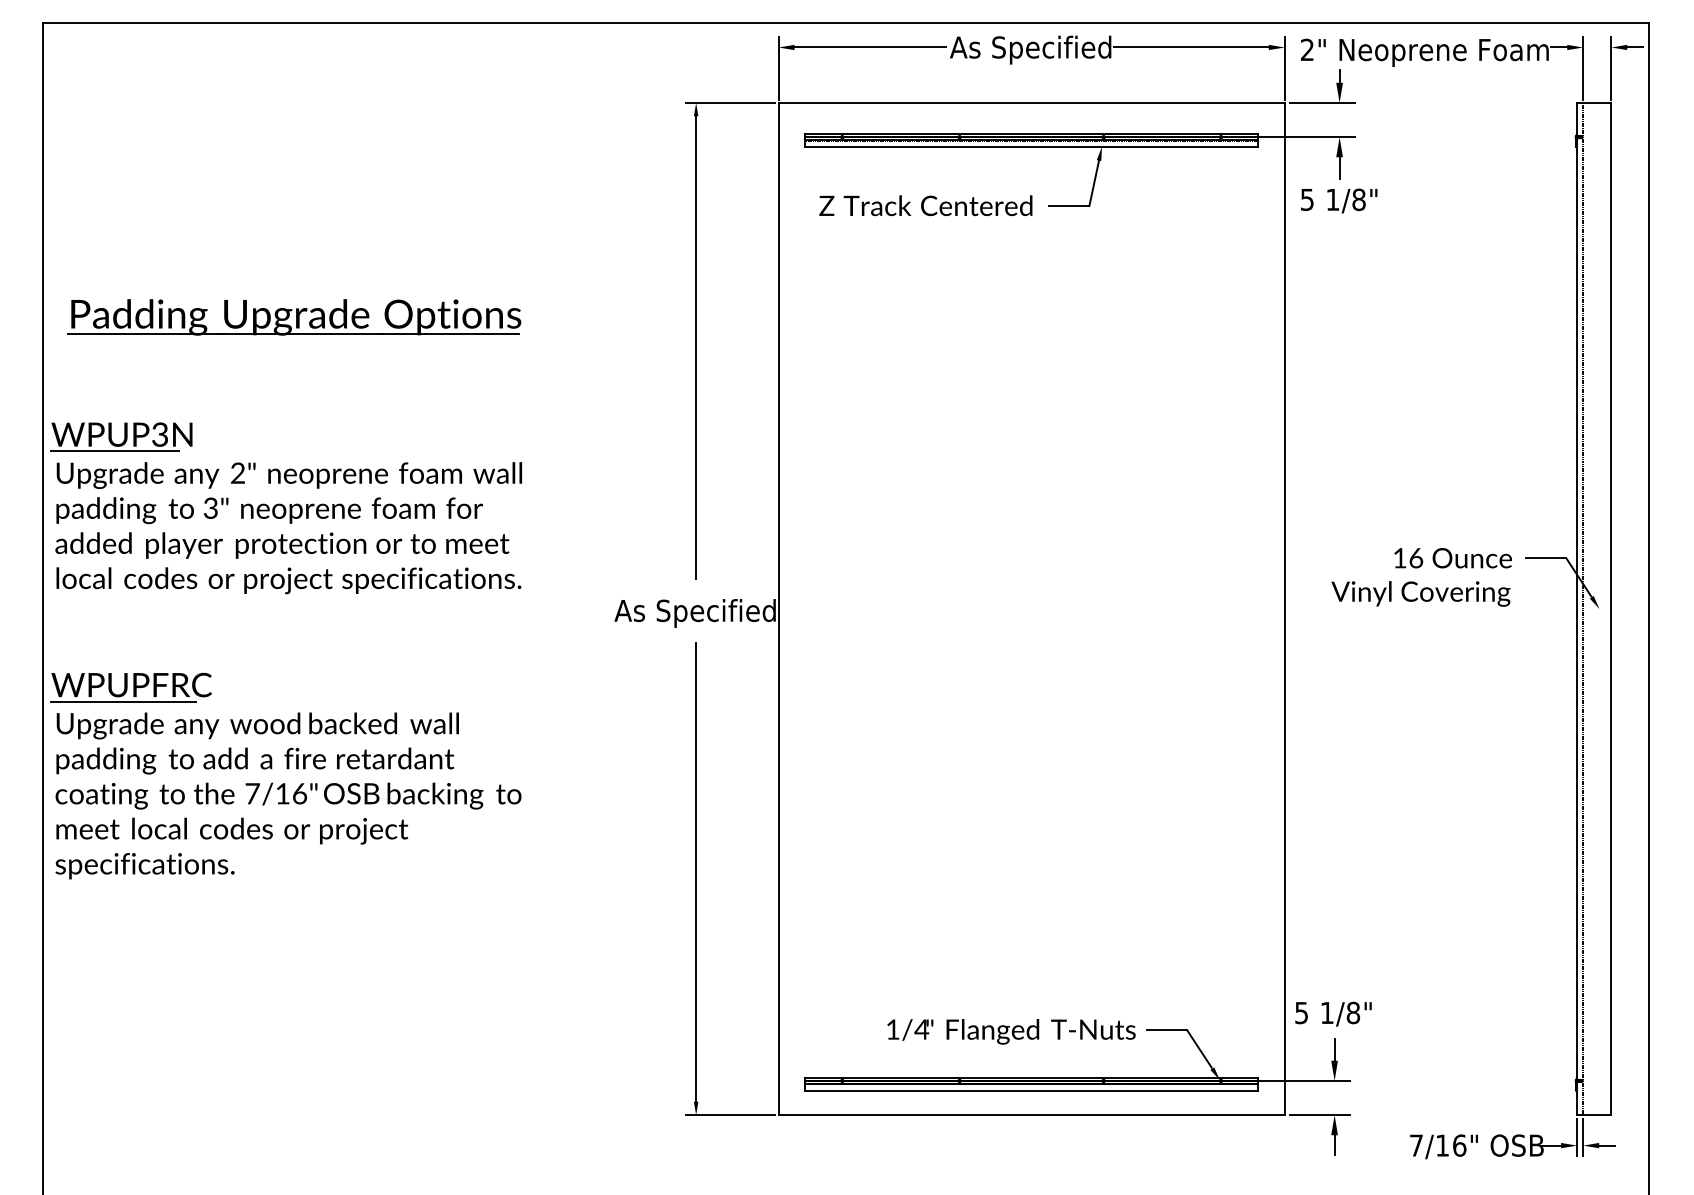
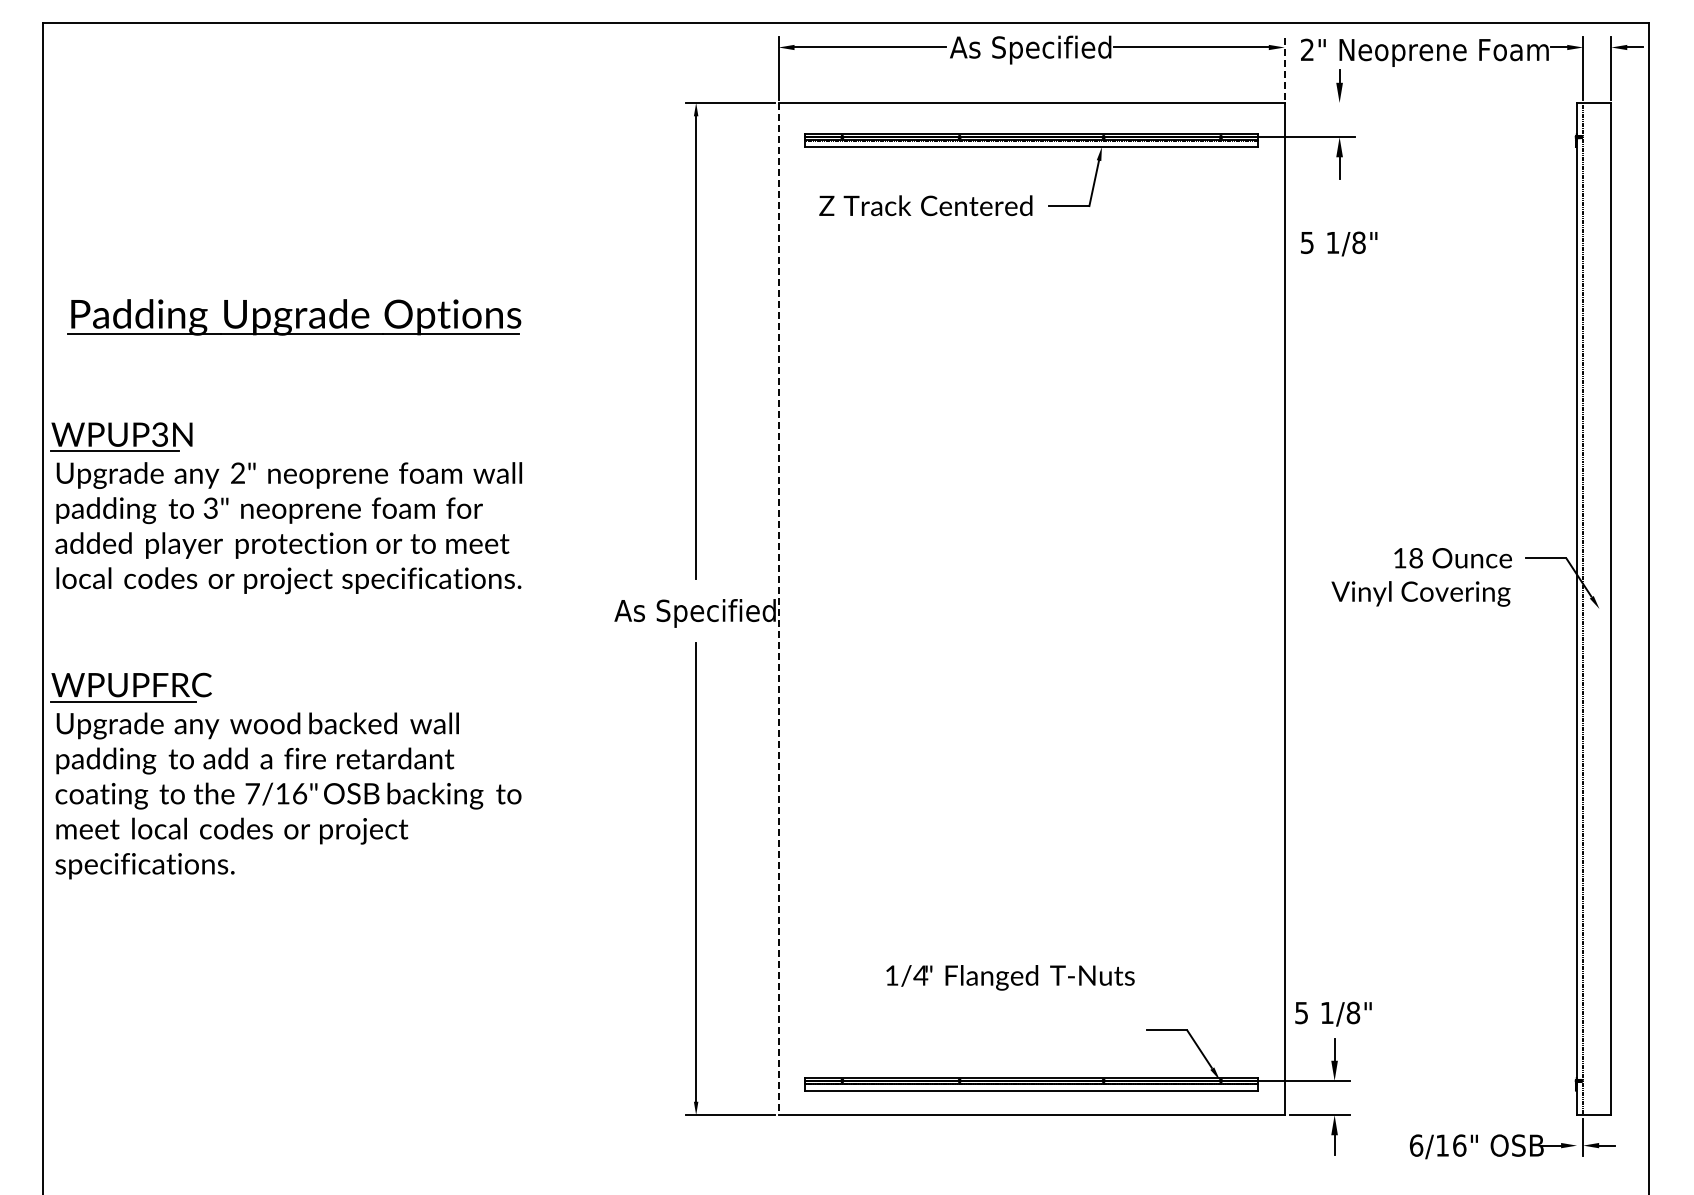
line: solid -> dashed (1284, 68)
line: present -> none (1321, 102)
text position: (1339, 200) -> (1339, 243) (1339, 243)
text: 16 -> 18 (1416, 557)
line: solid -> dashed (778, 609)
text position: (1011, 1031) -> (1010, 977) (1010, 977)
line: present -> none (1577, 1136)
text: 7/16" -> 6/16" (1416, 1145)
